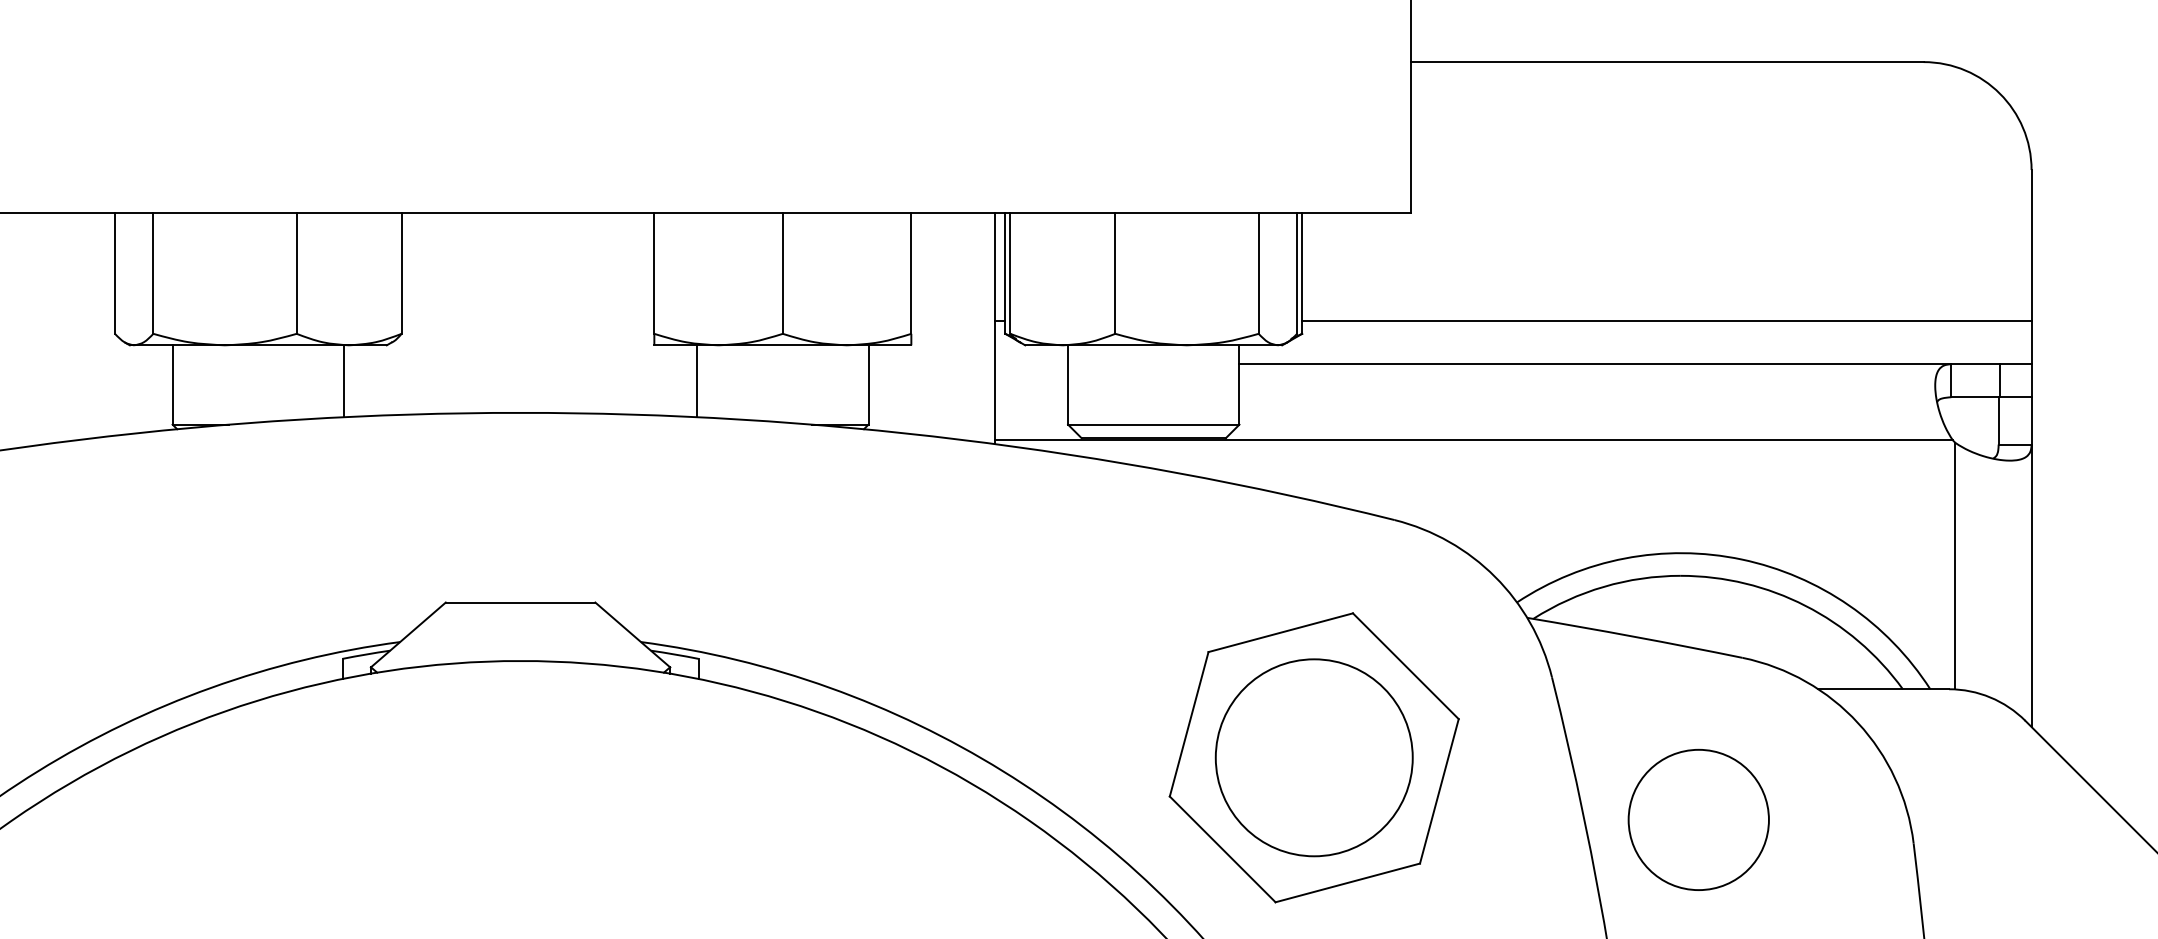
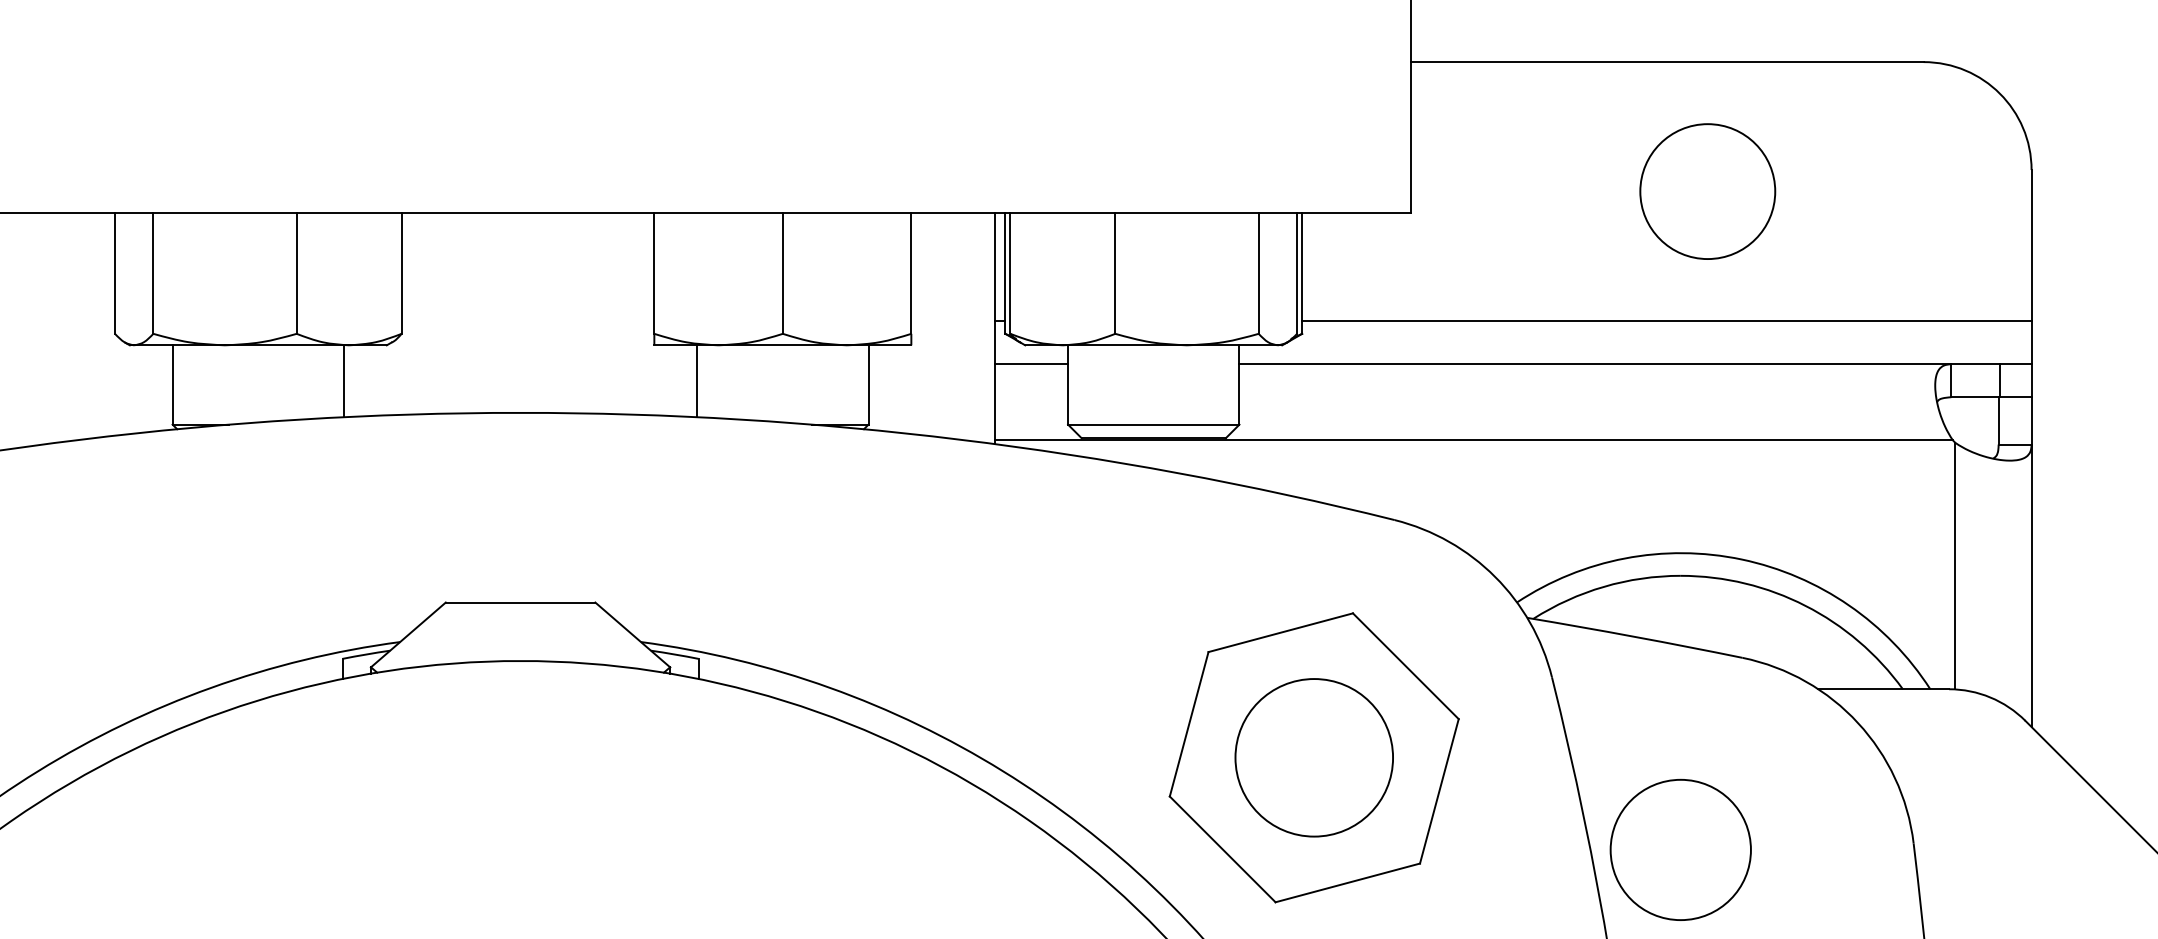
circle: none -> present (1707, 191)
line: none -> present (1031, 364)
circle diameter: 197 px -> 158 px (1314, 757)
circle position: (1698, 819) -> (1680, 849) (1680, 849)
